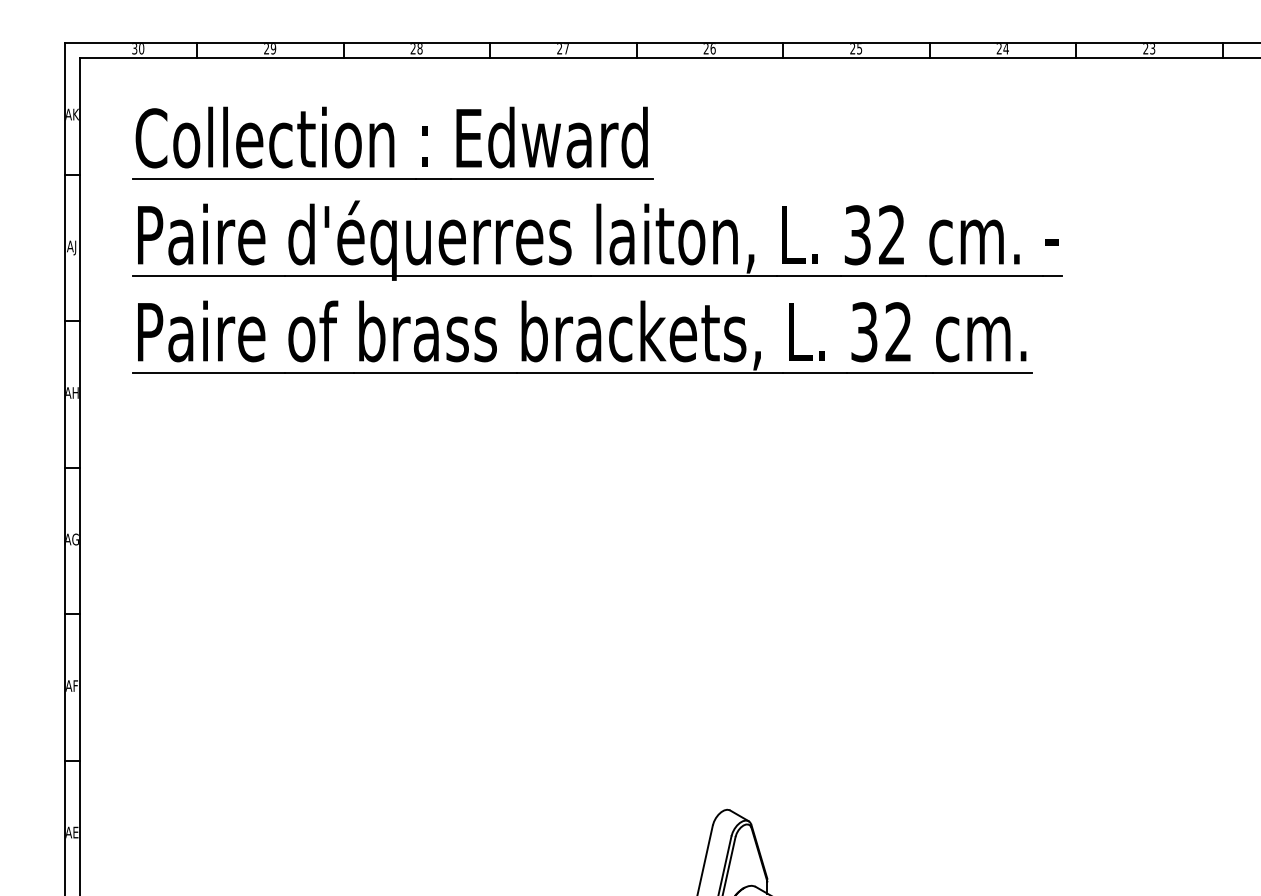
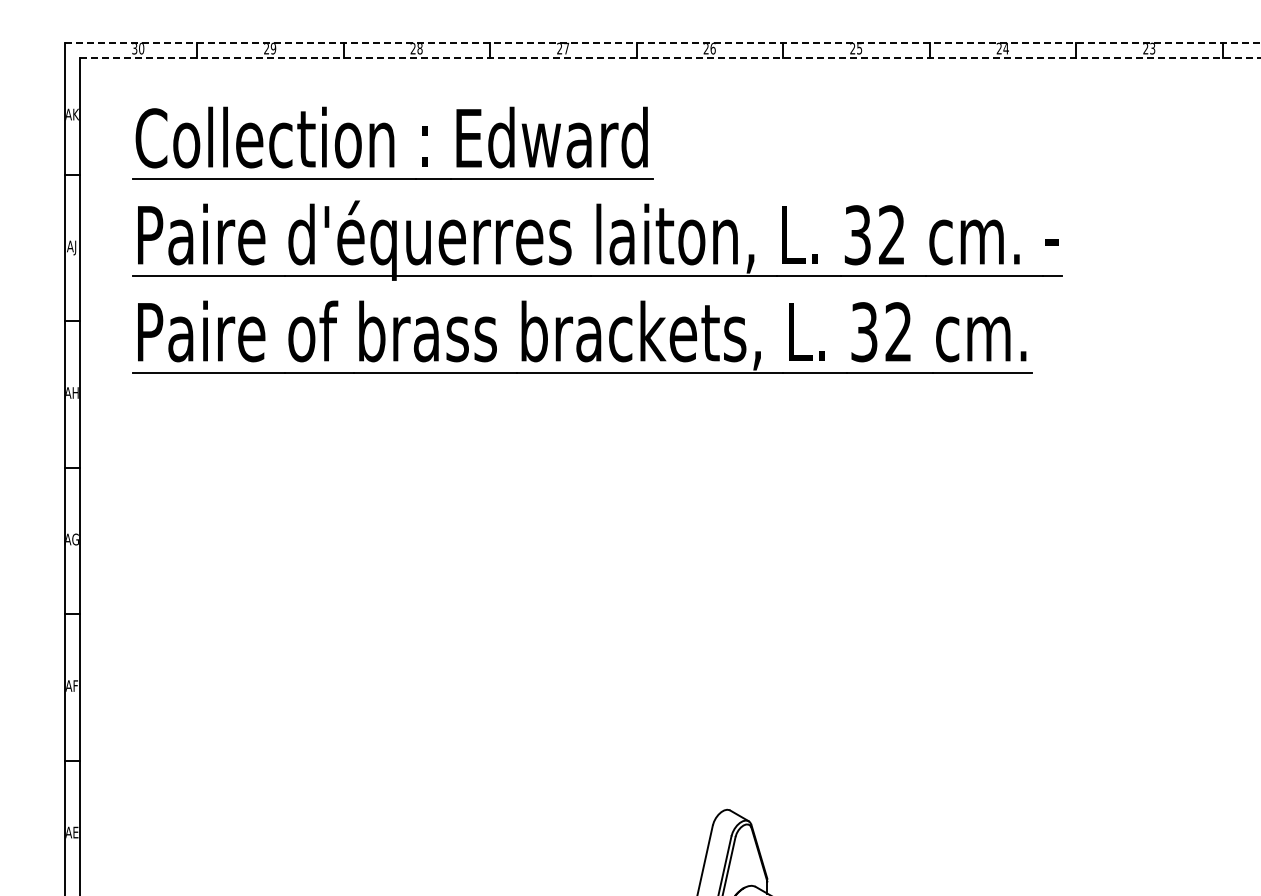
line: solid -> dashed (663, 43)
line: solid -> dashed (670, 57)
